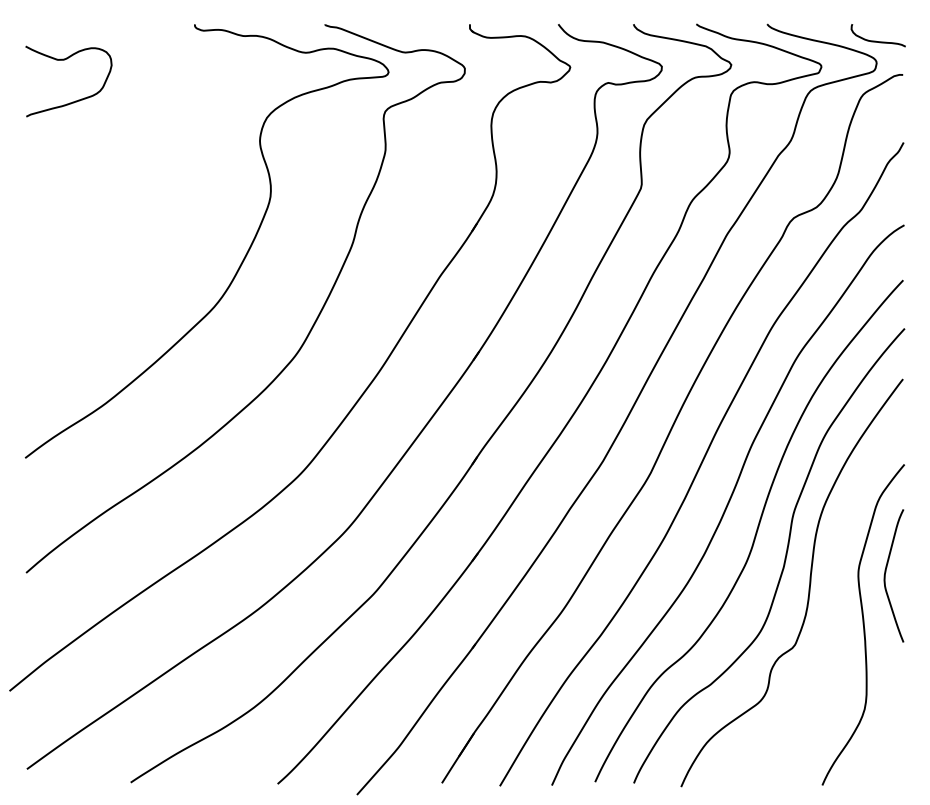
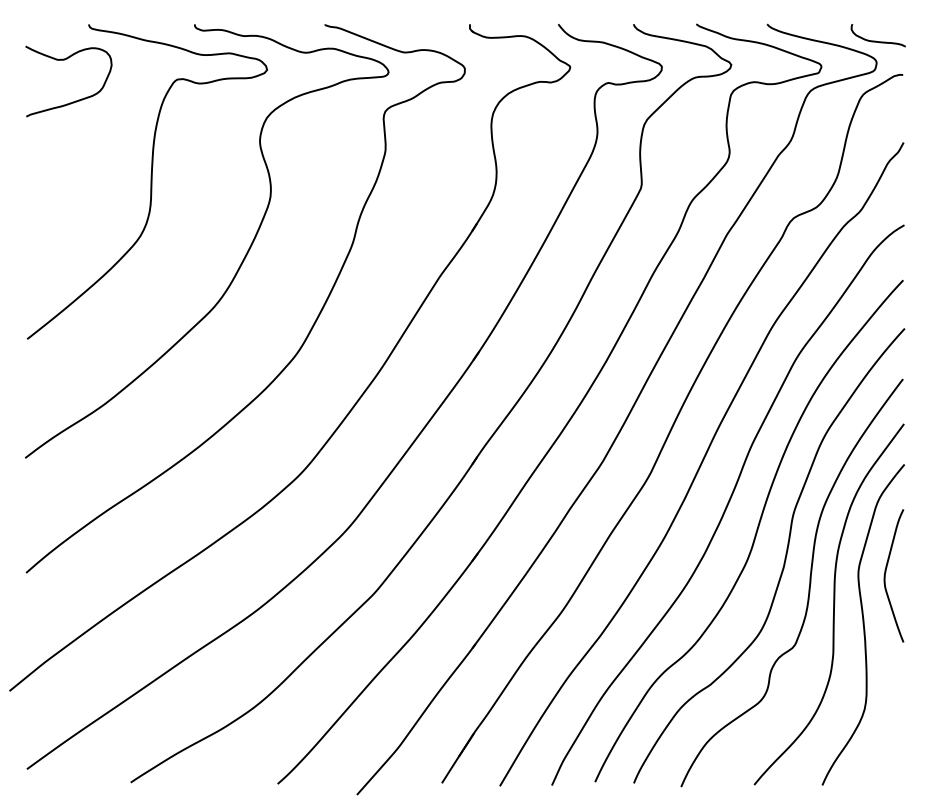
curve: none -> present (150, 181)
curve: none -> present (833, 604)
